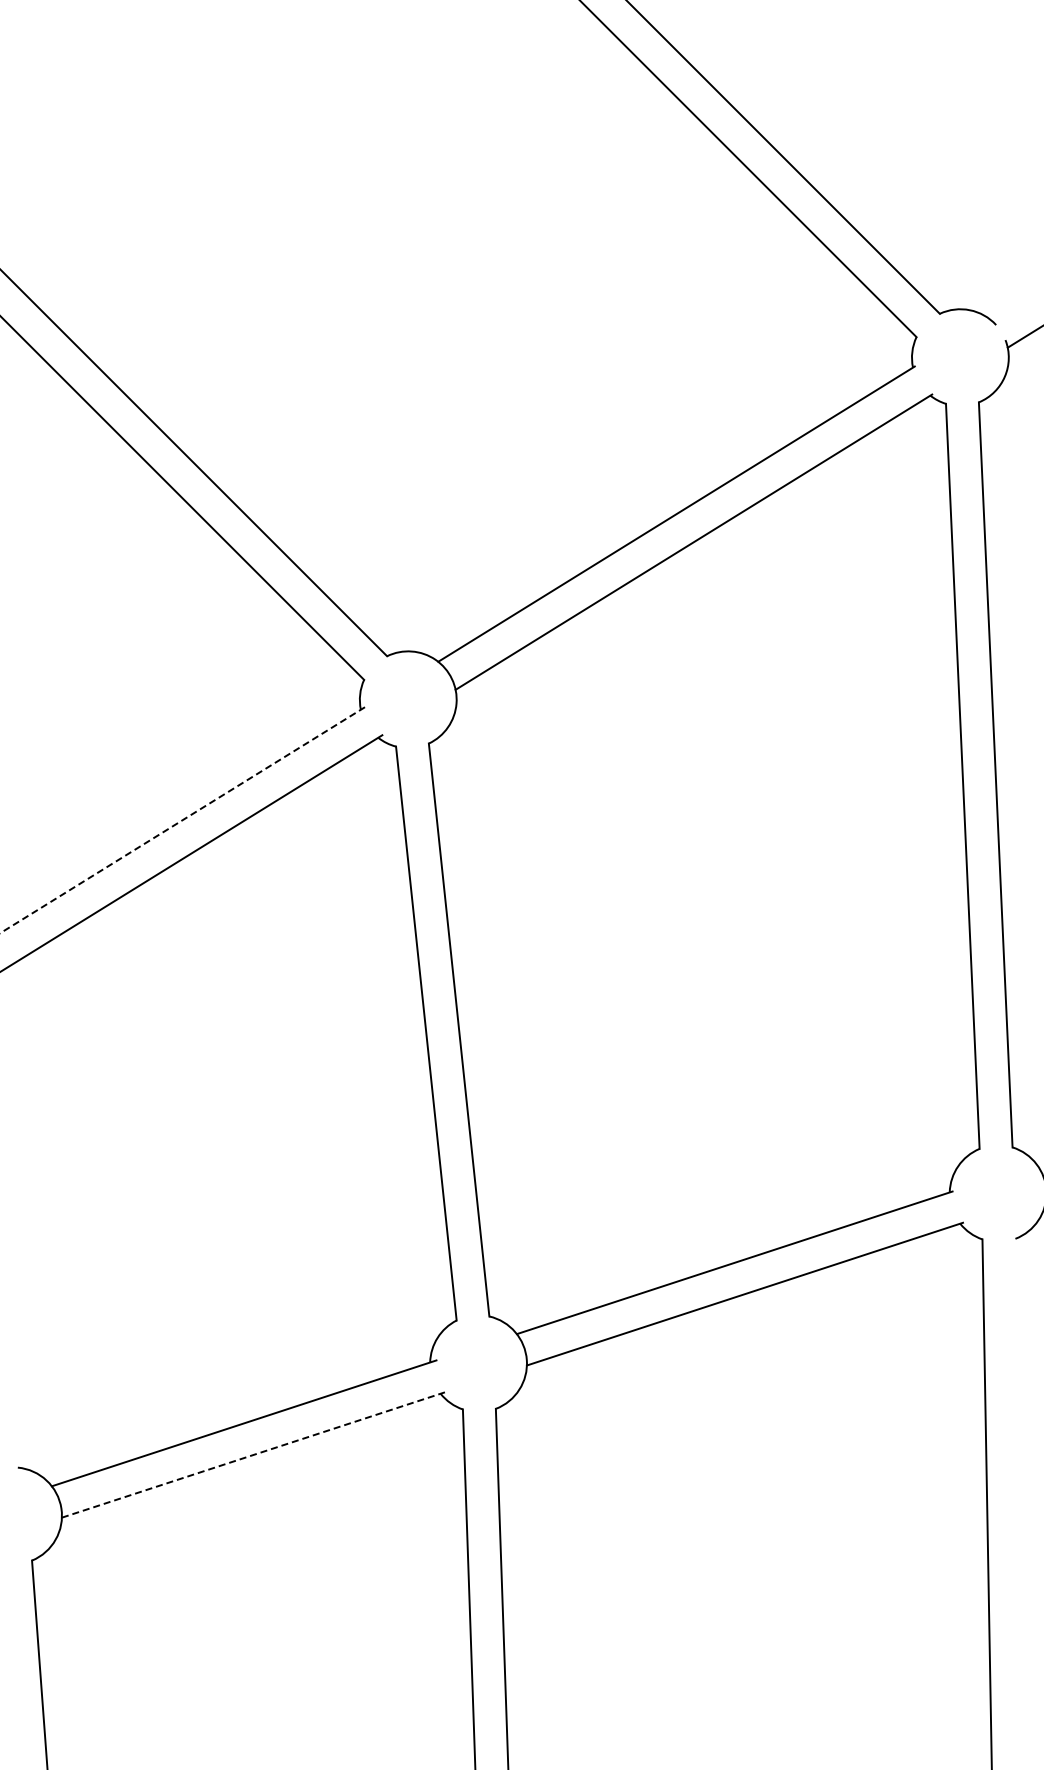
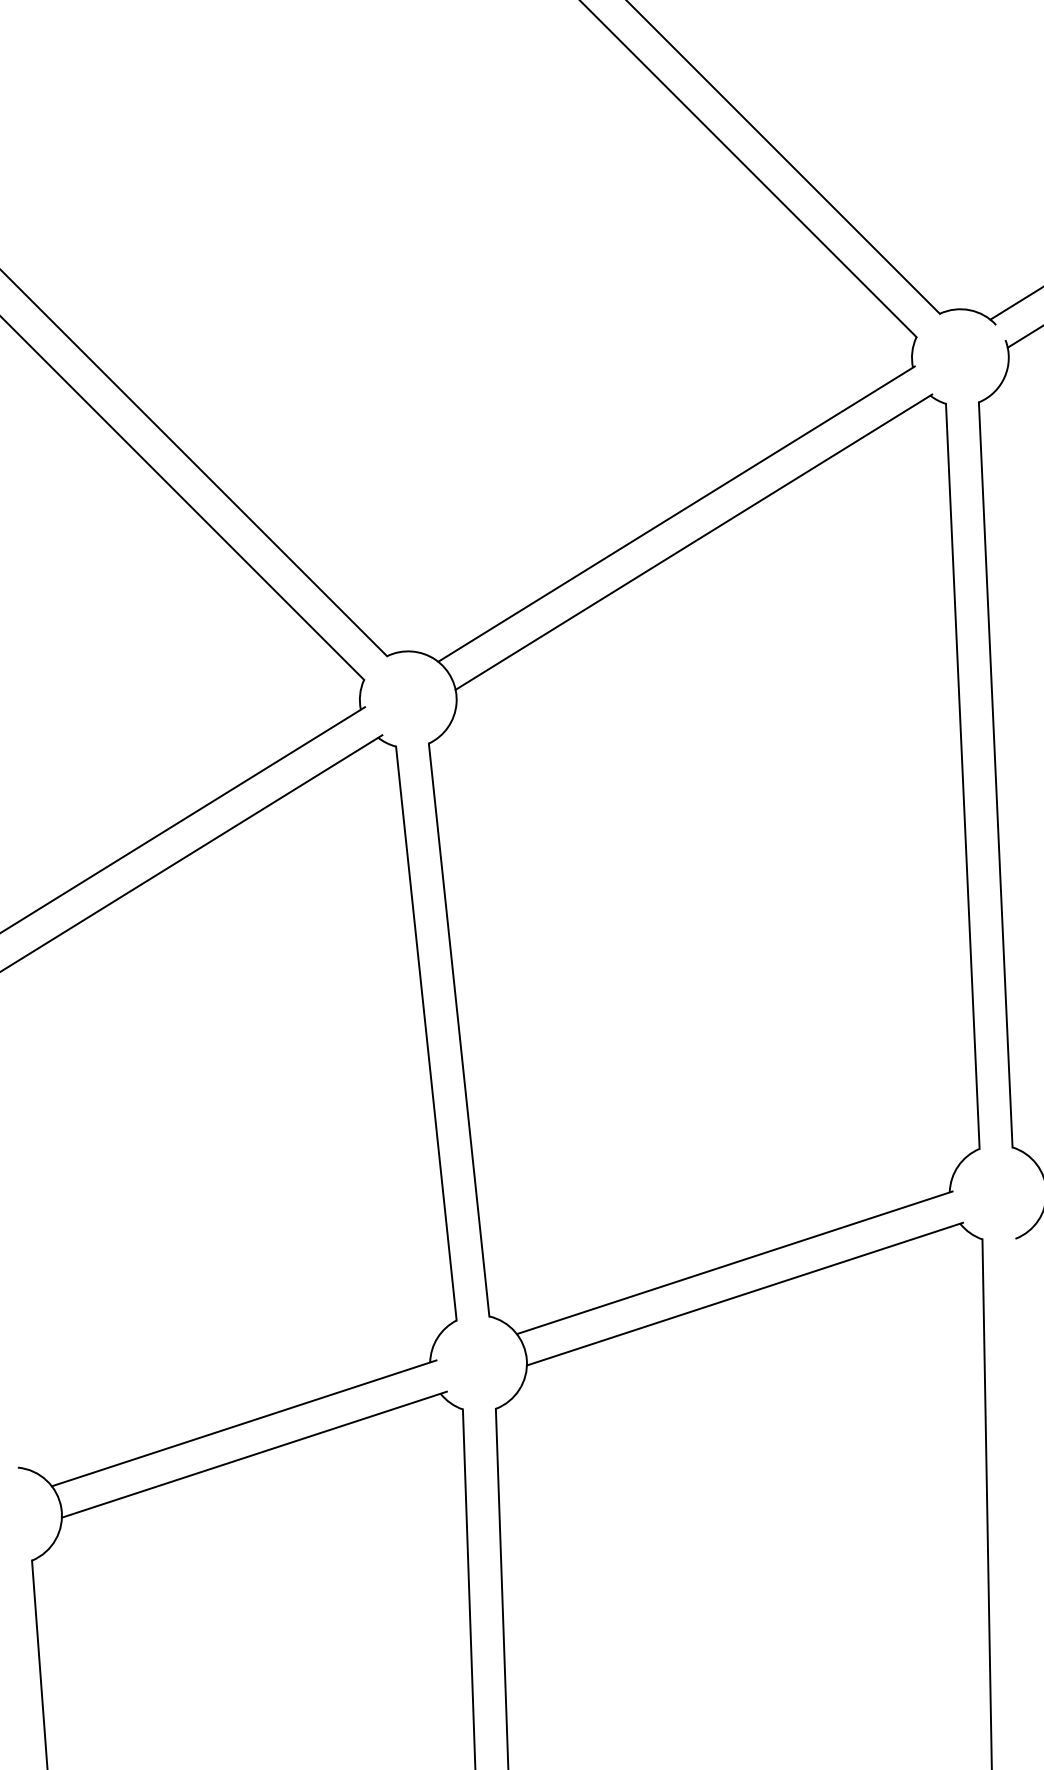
line: none -> present (1015, 303)
line: dashed -> solid (182, 820)
line: dashed -> solid (254, 1454)
